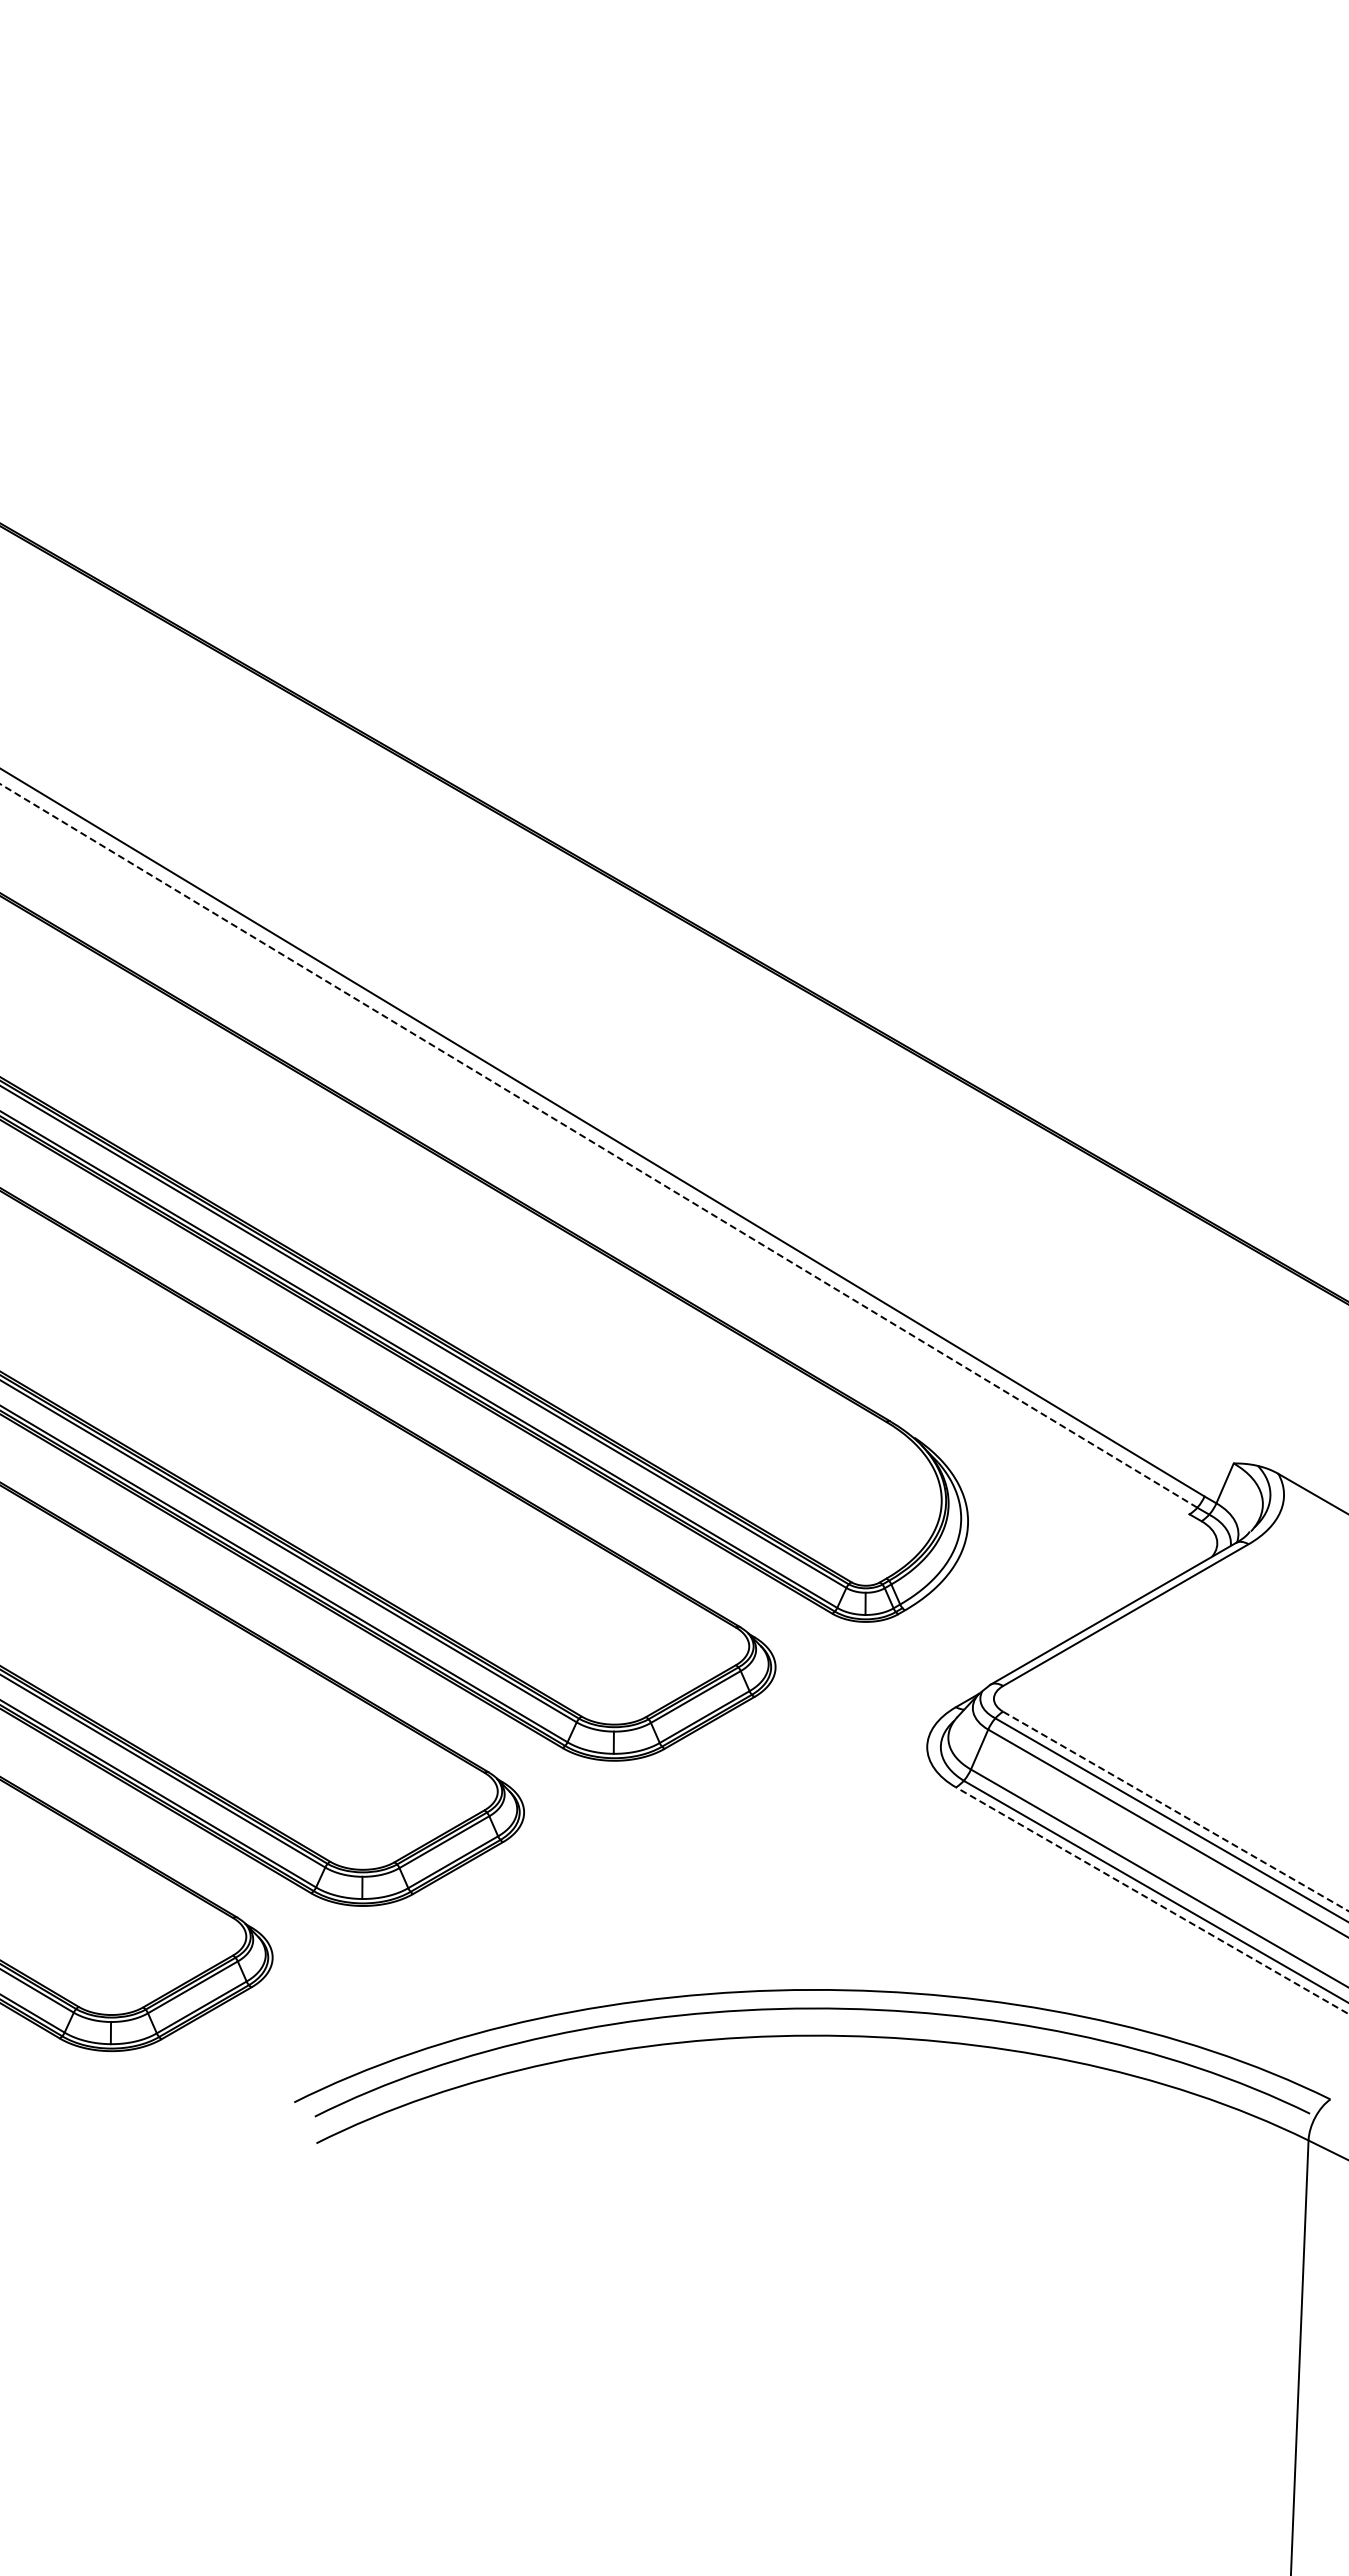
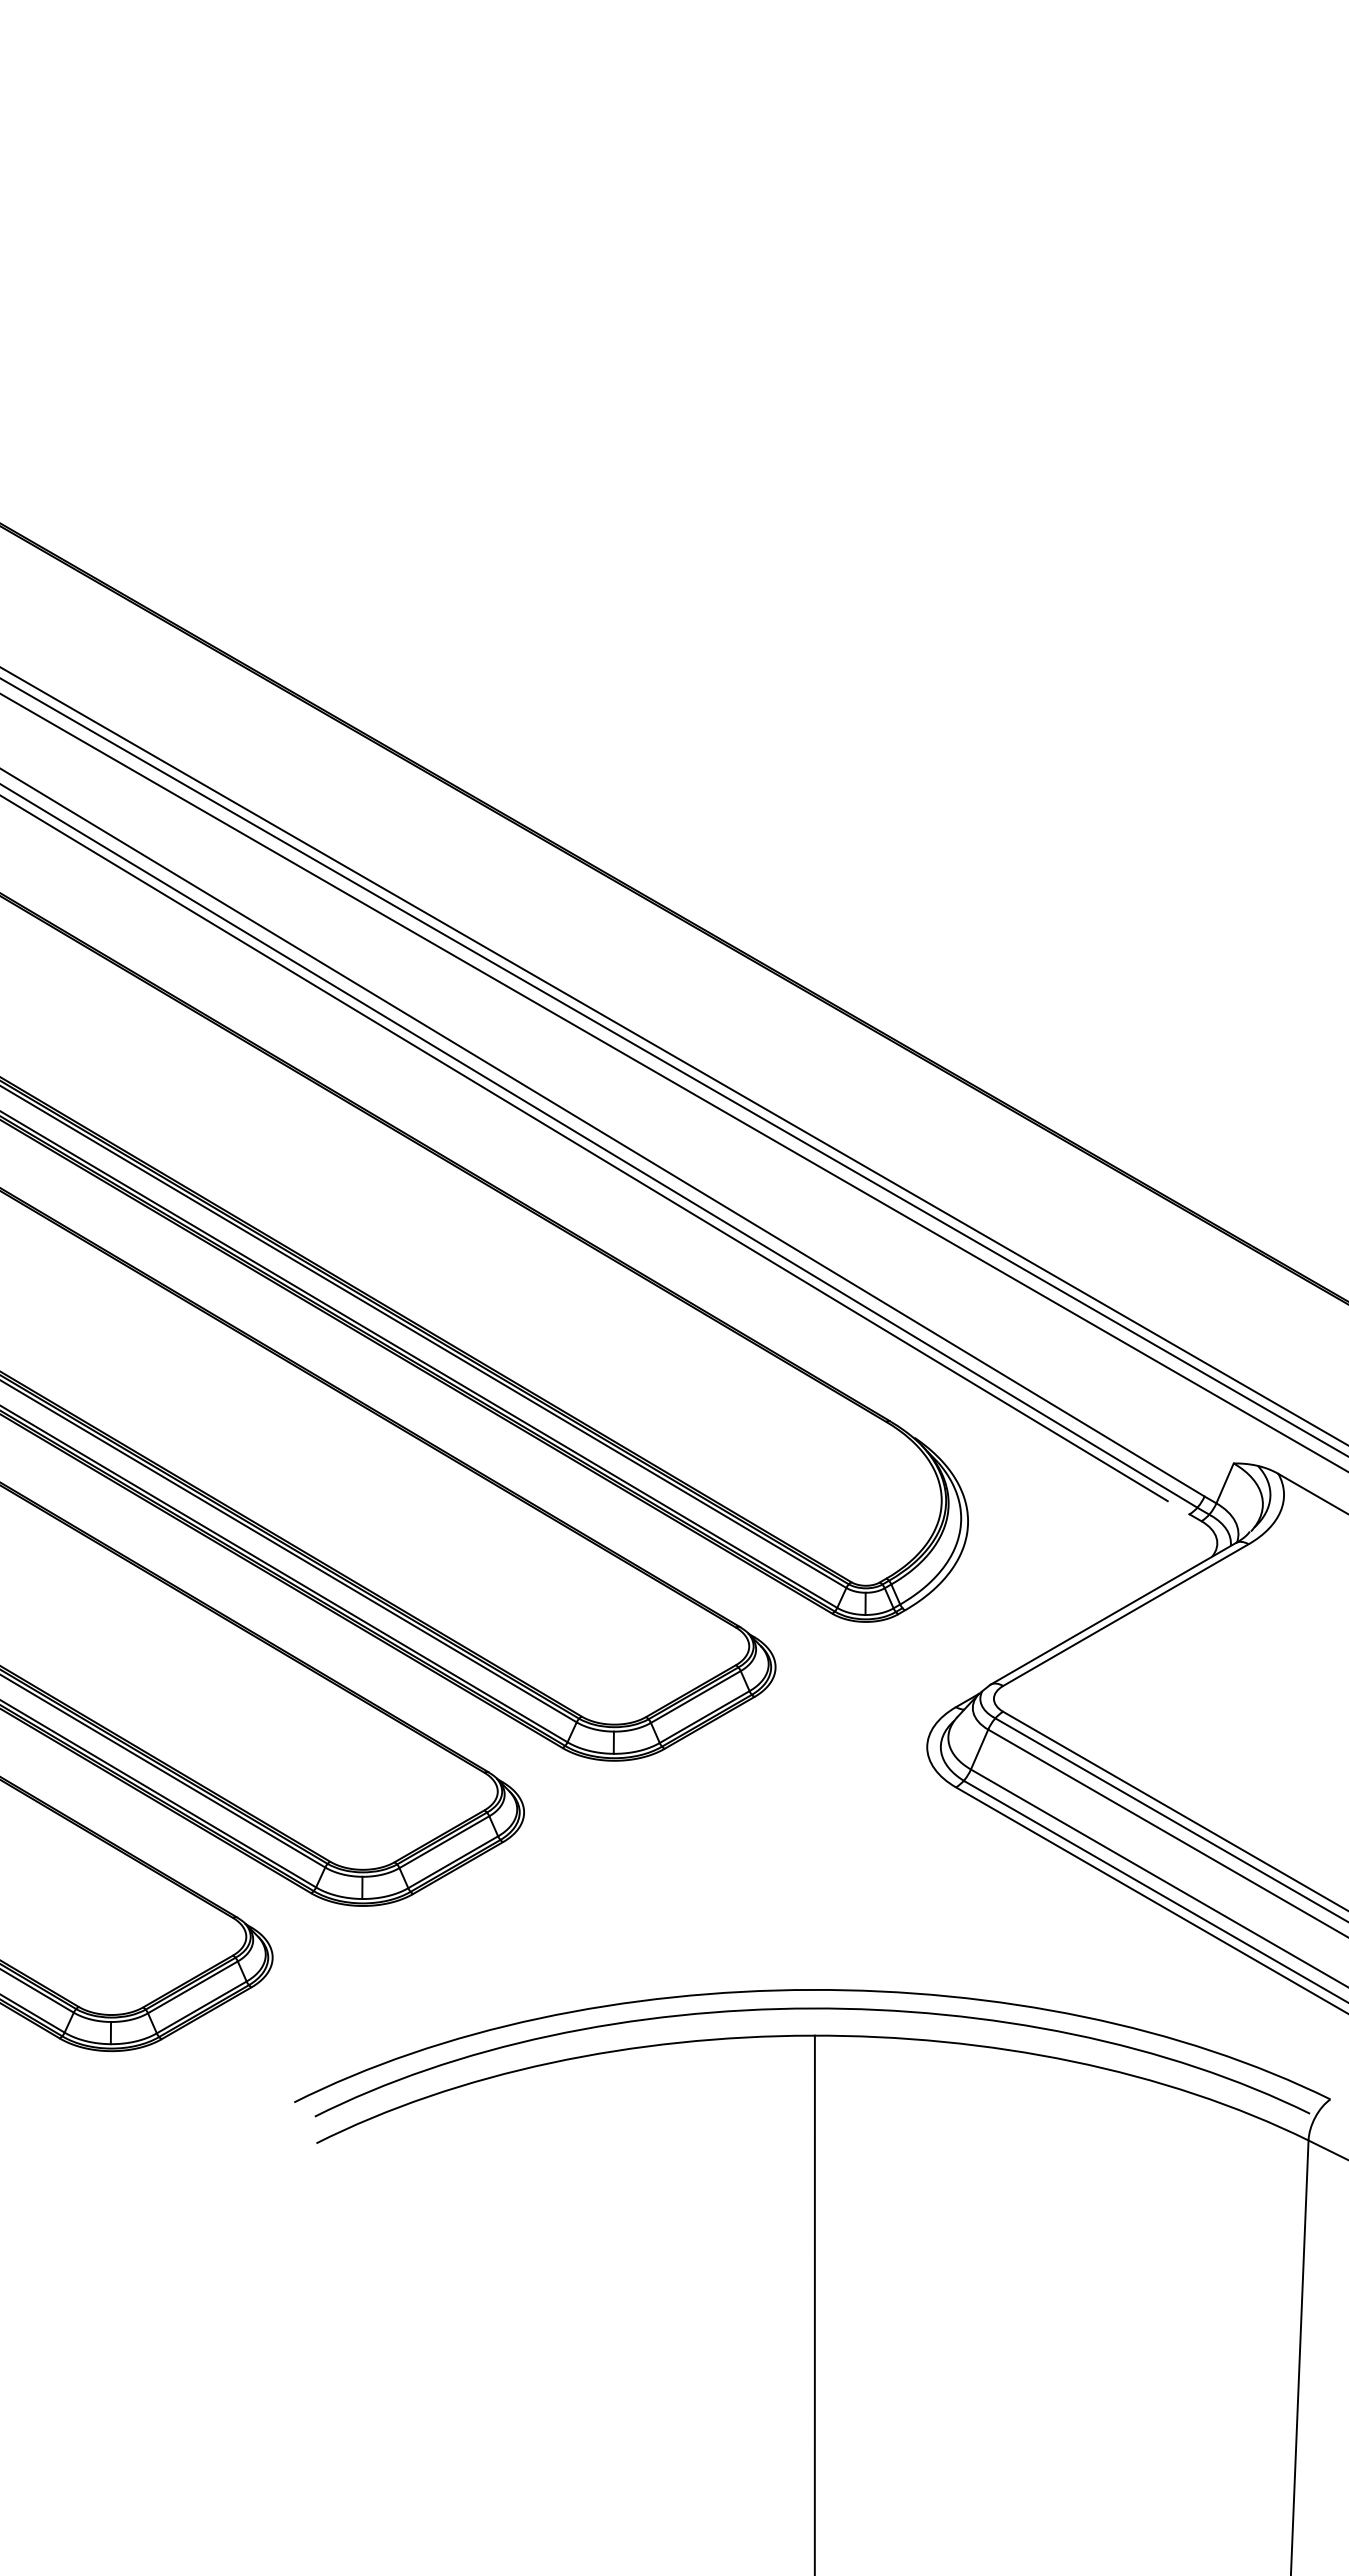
line: none -> present (673, 1055)
line: none -> present (673, 1066)
line: none -> present (673, 1082)
line: dashed -> solid (598, 1145)
line: none -> present (584, 1148)
line: dashed -> solid (1176, 1811)
line: dashed -> solid (1151, 1900)
line: none -> present (814, 2303)
